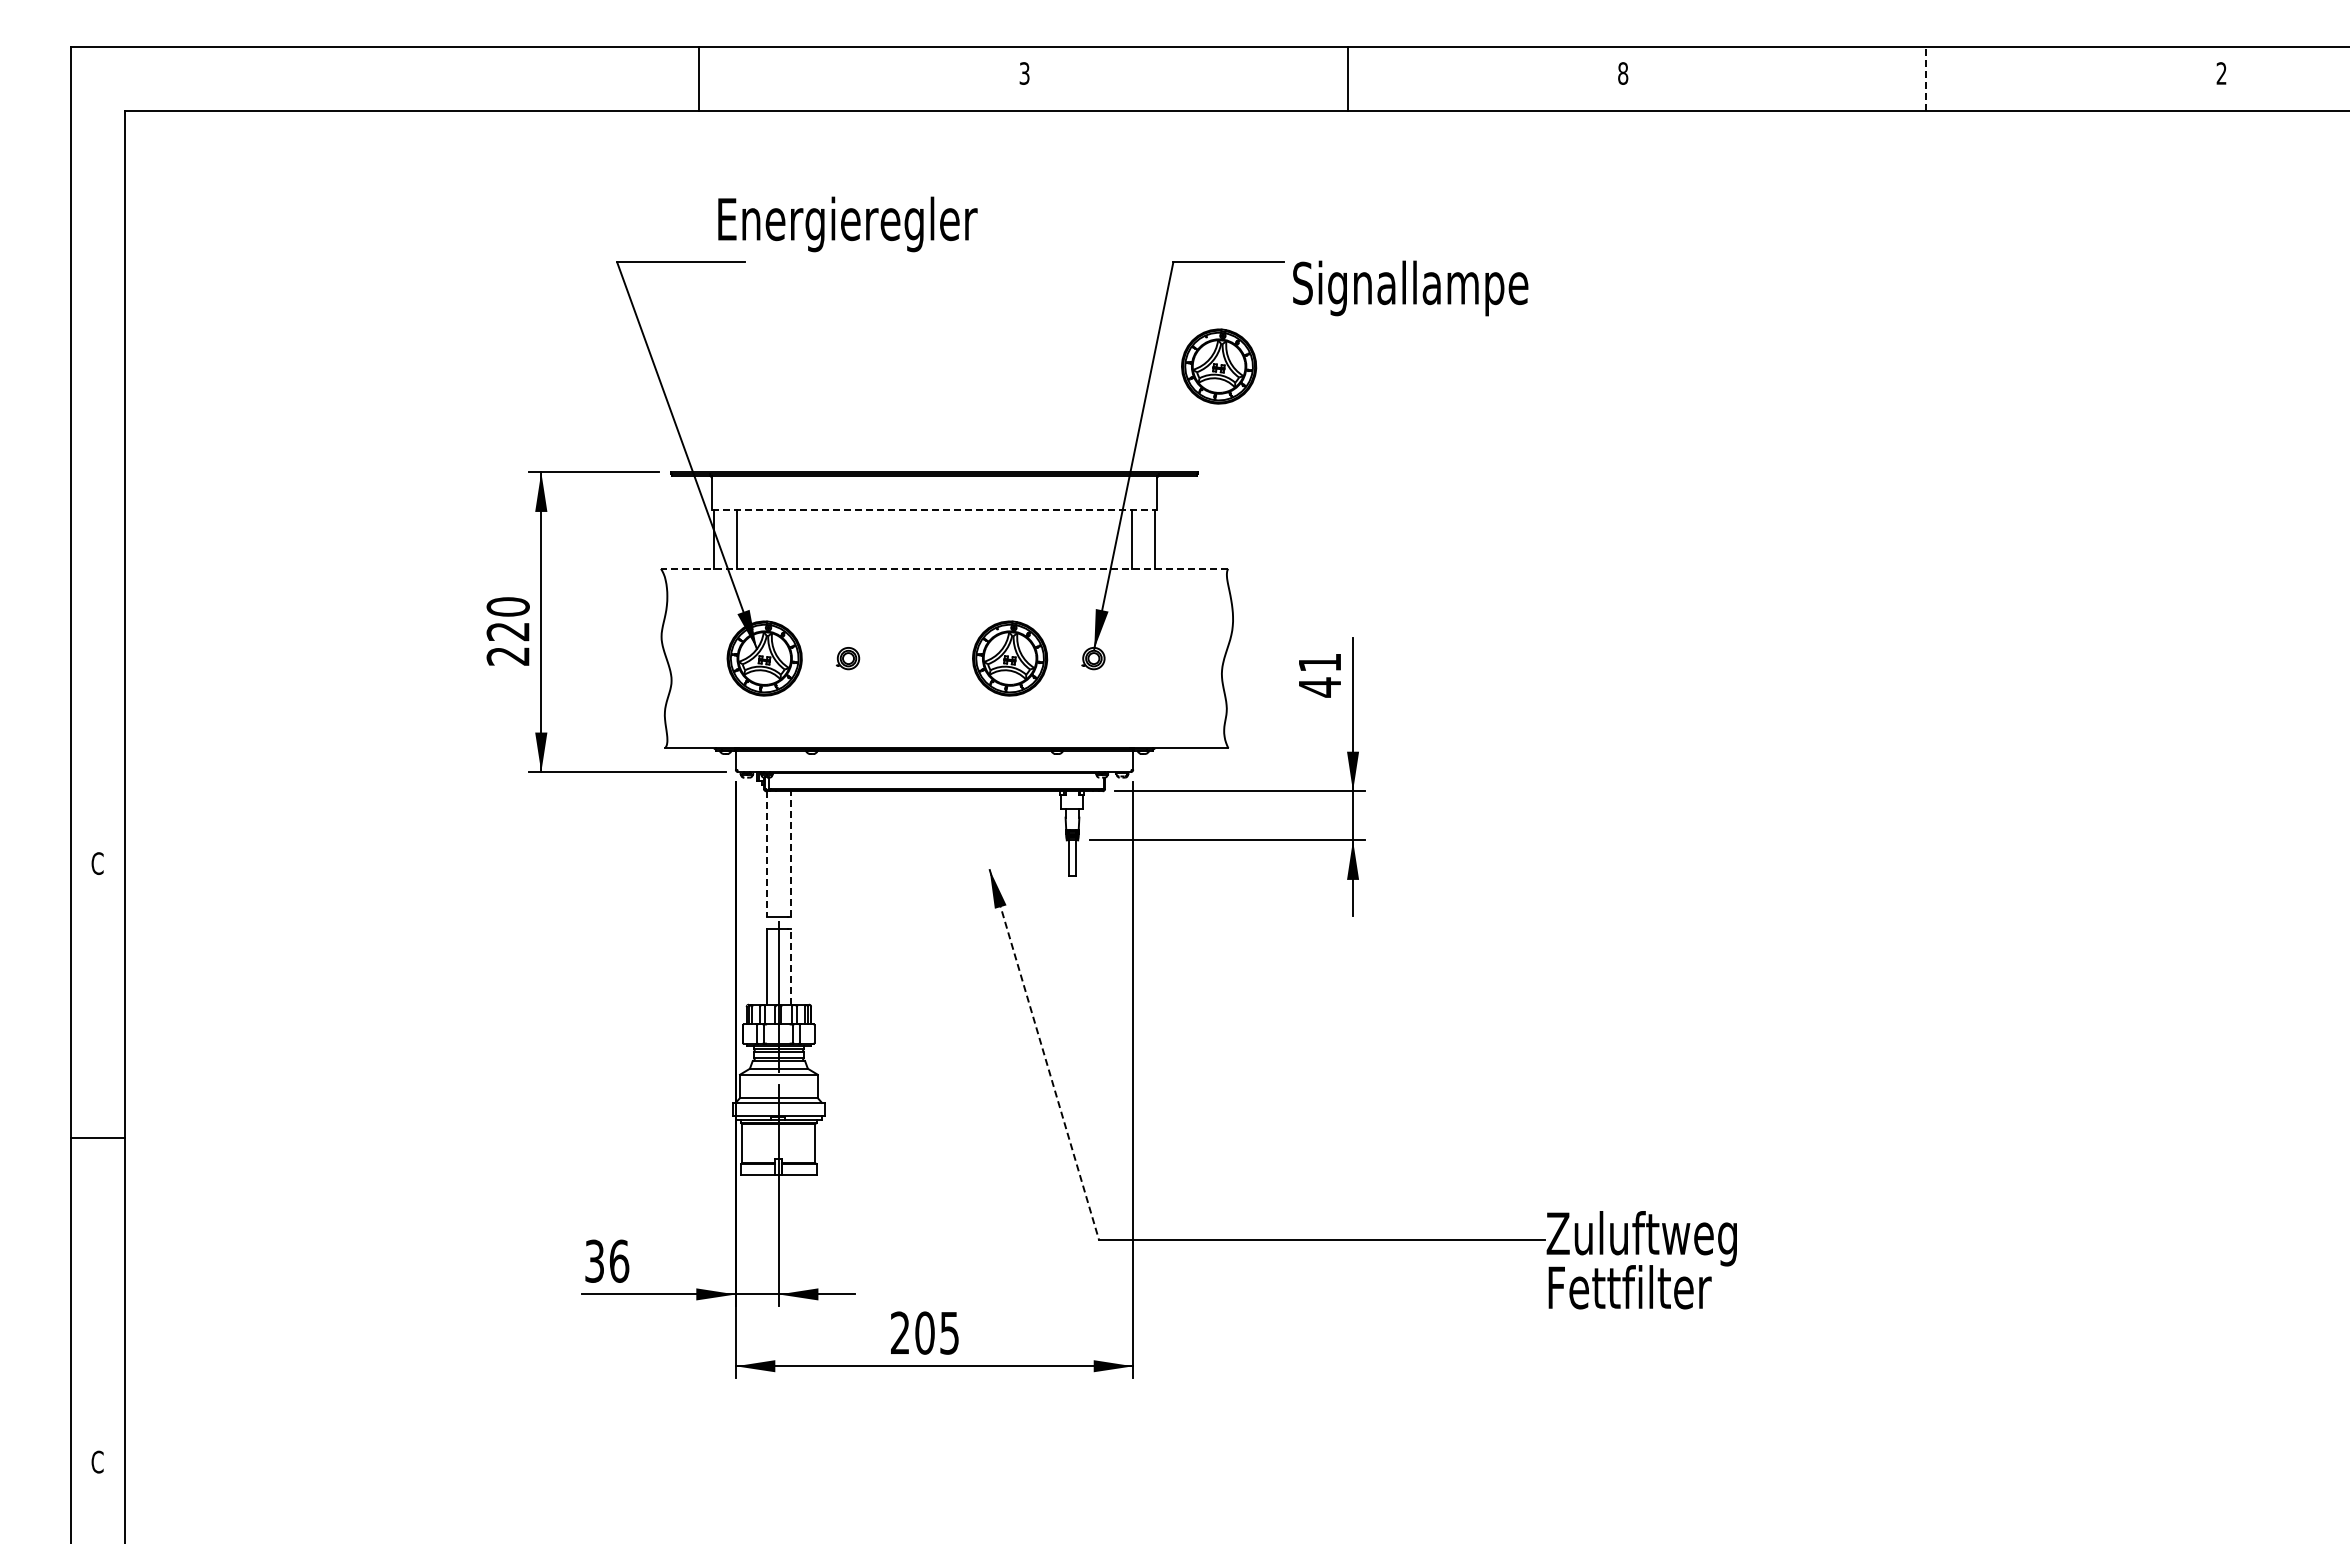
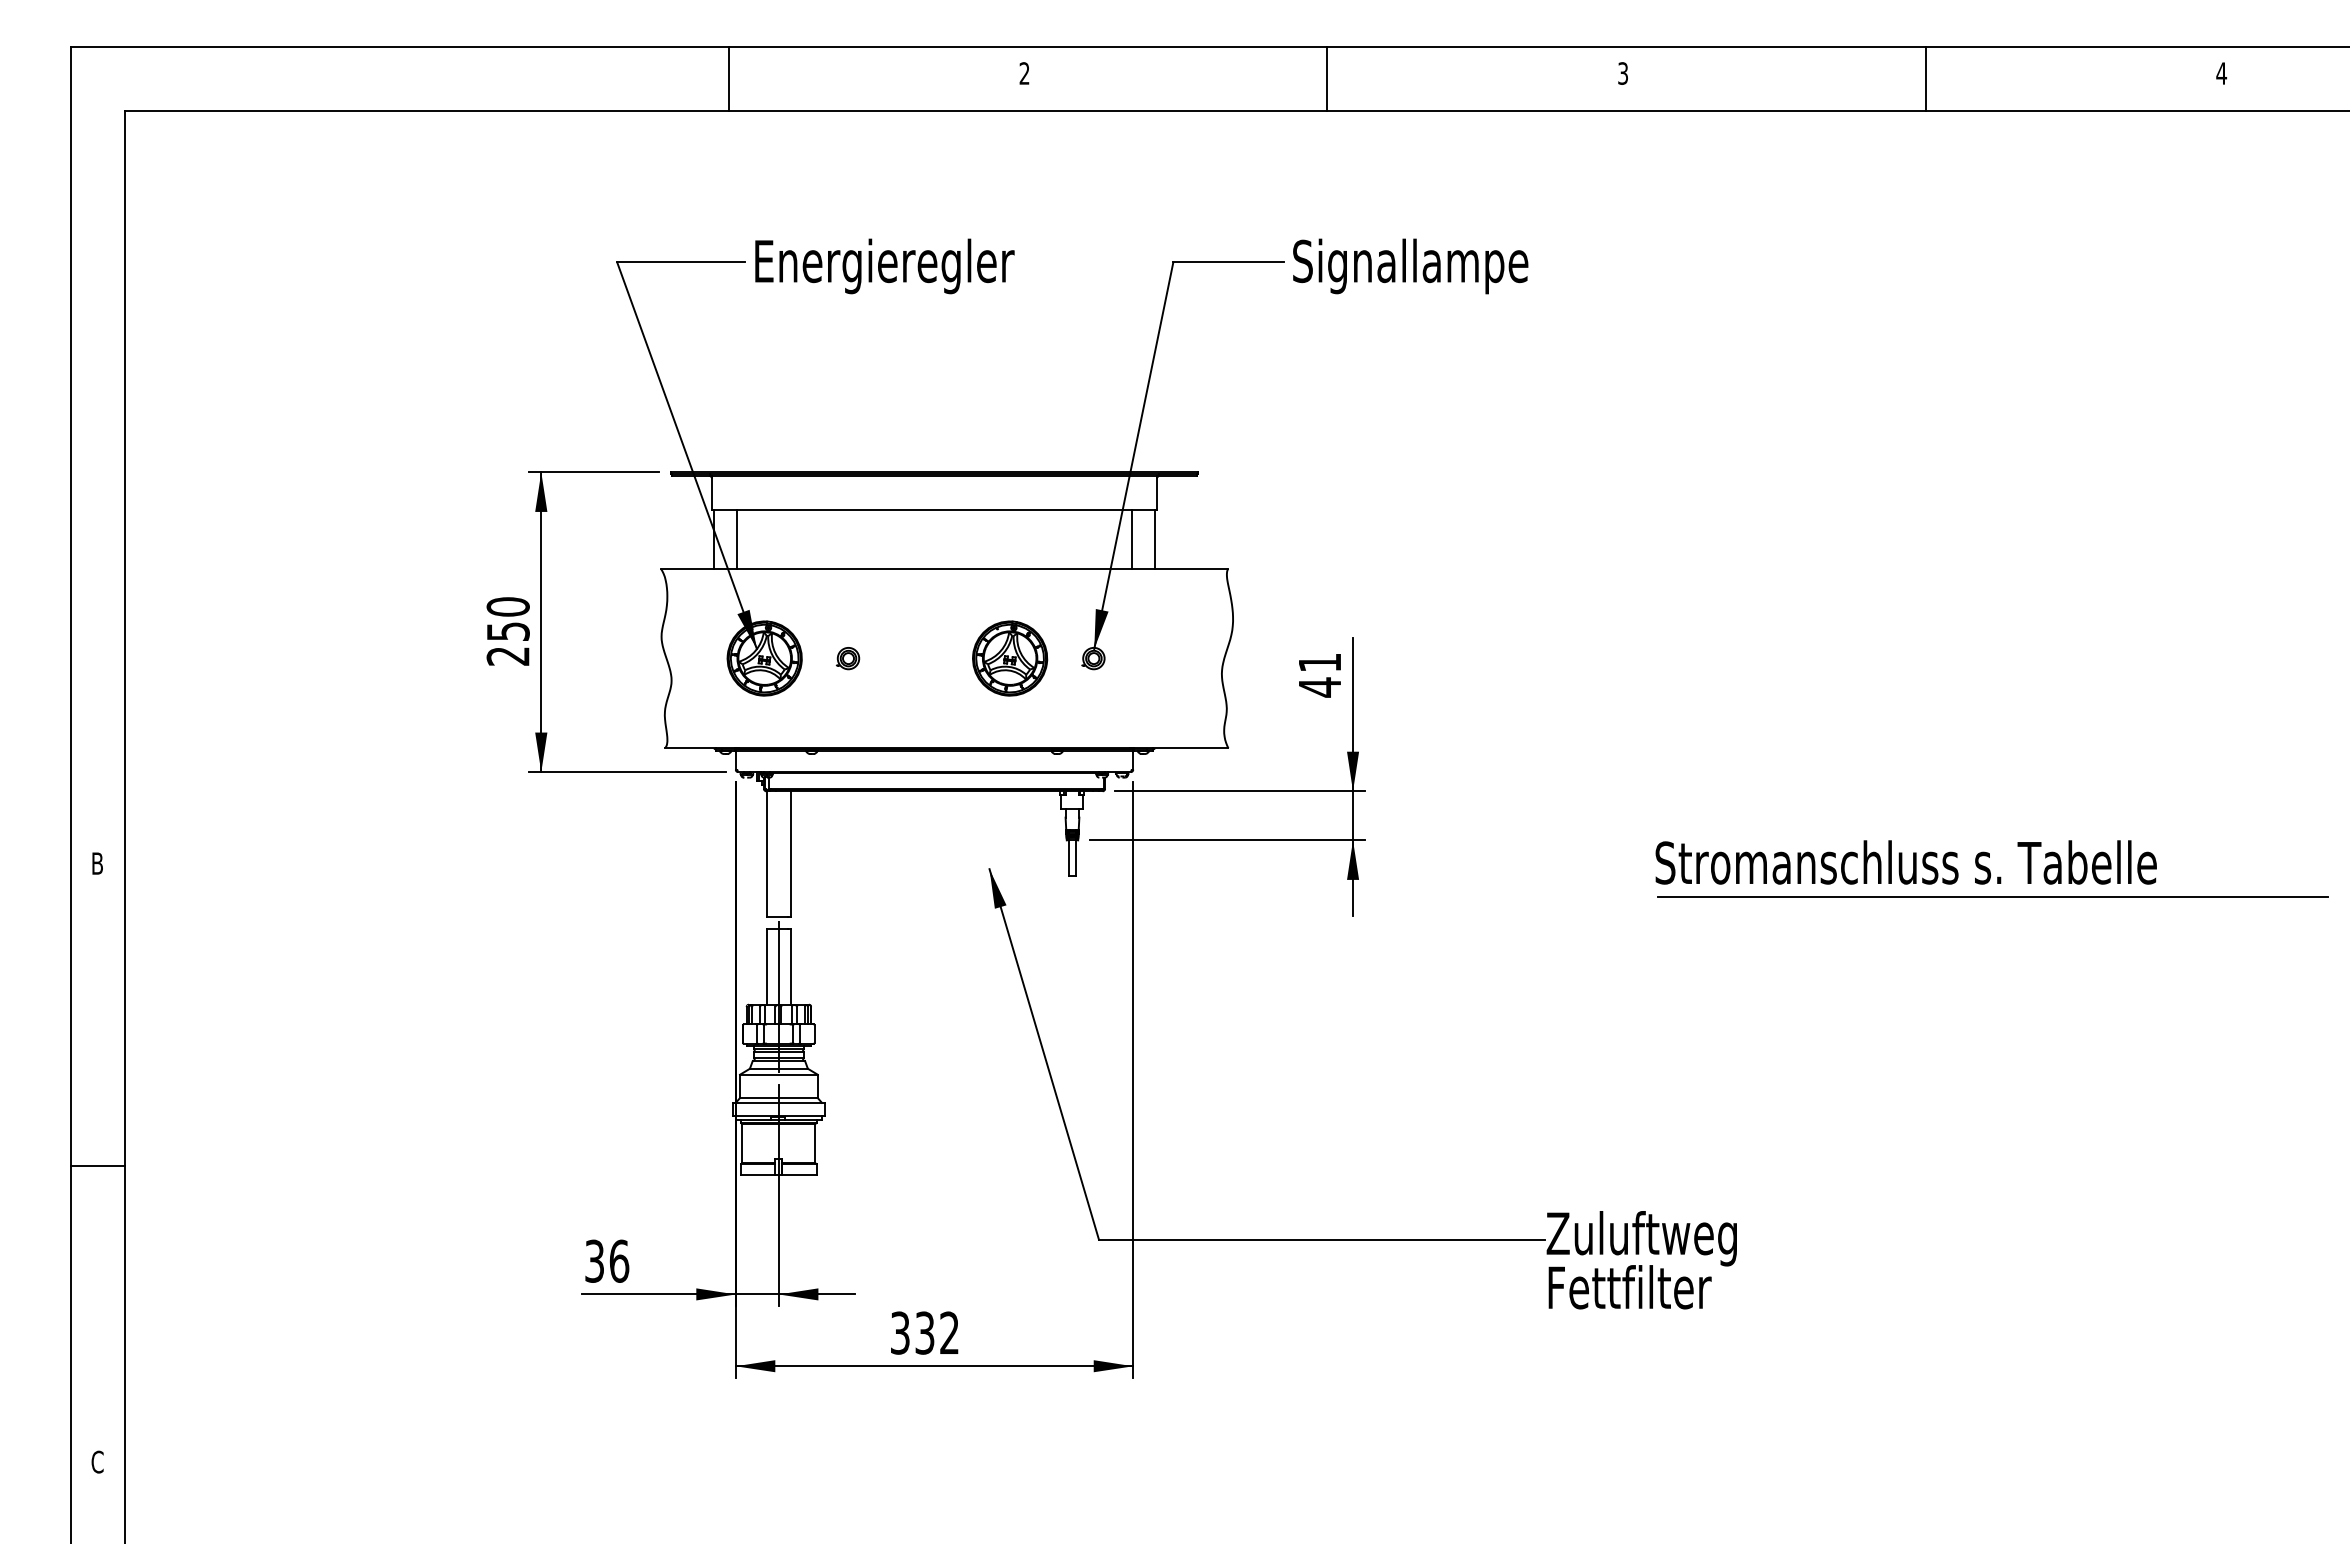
text: 3 -> 2 (1024, 73)
text: 8 -> 3 (1623, 73)
text: 2 -> 4 (2221, 73)
line position: (698, 78) -> (728, 78) (728, 78)
line position: (1348, 78) -> (1327, 78) (1327, 78)
line: dashed -> solid (1925, 78)
text position: (847, 224) -> (884, 266) (884, 266)
text position: (1410, 288) -> (1410, 266) (1410, 266)
part: present -> none (1219, 366)
line: dashed -> solid (934, 510)
line: dashed -> solid (944, 568)
text: 220 -> 250 (507, 631)
line: dashed -> solid (790, 853)
line: dashed -> solid (766, 854)
text: C -> B (97, 863)
part: none -> present (1991, 868)
line: dashed -> solid (790, 967)
line: dashed -> solid (1044, 1054)
line position: (97, 1137) -> (97, 1165) (97, 1165)
text: 205 -> 332 (924, 1332)
